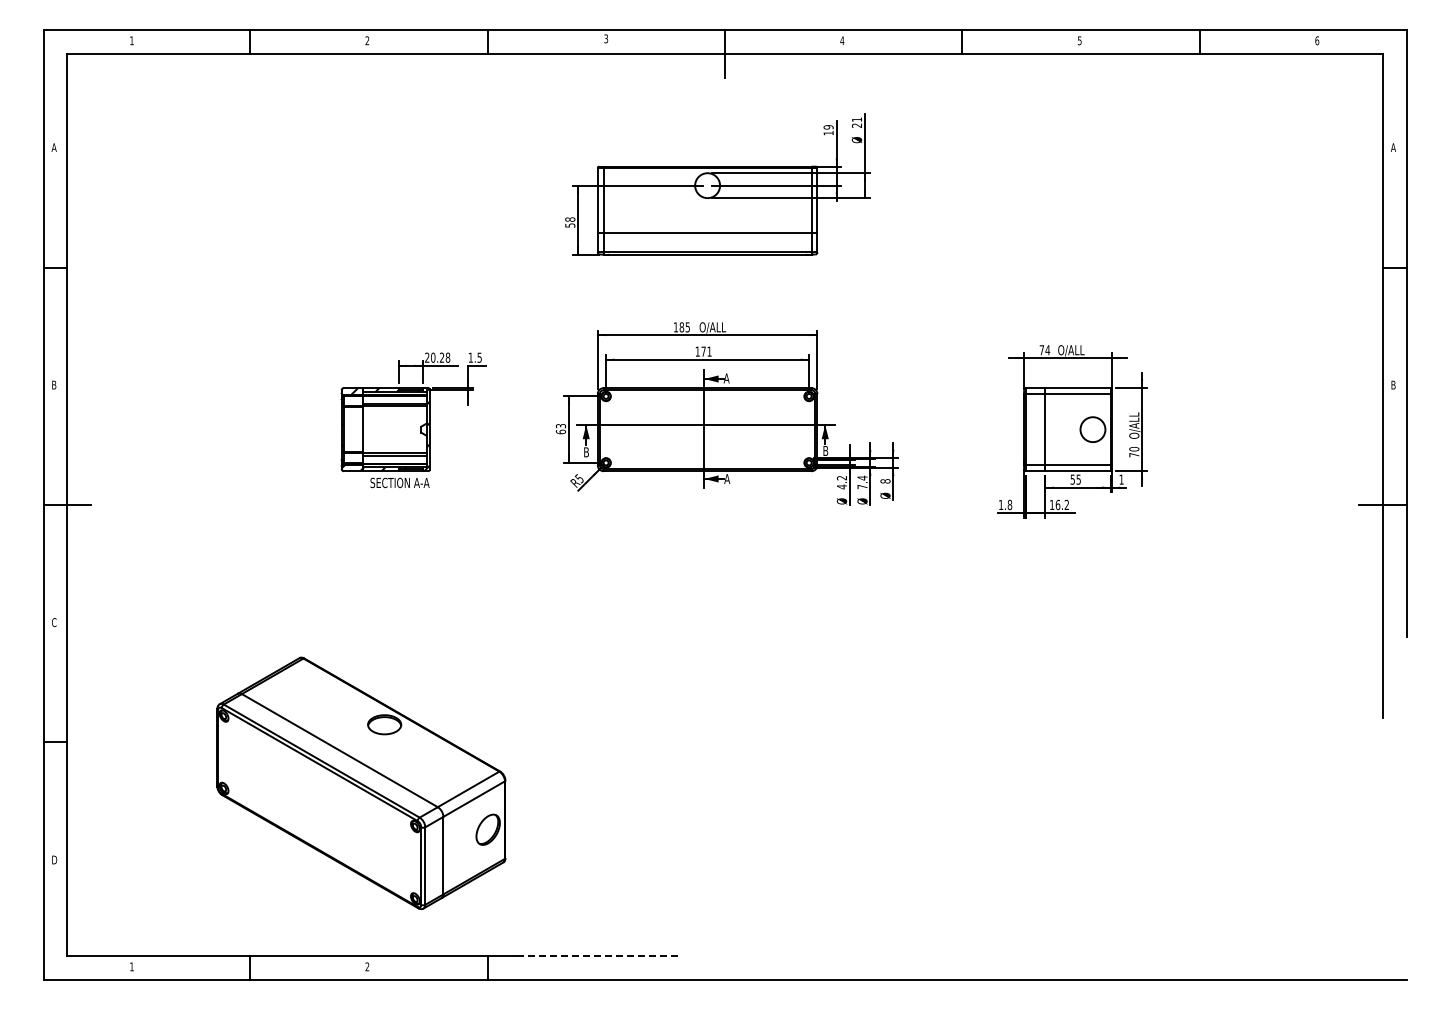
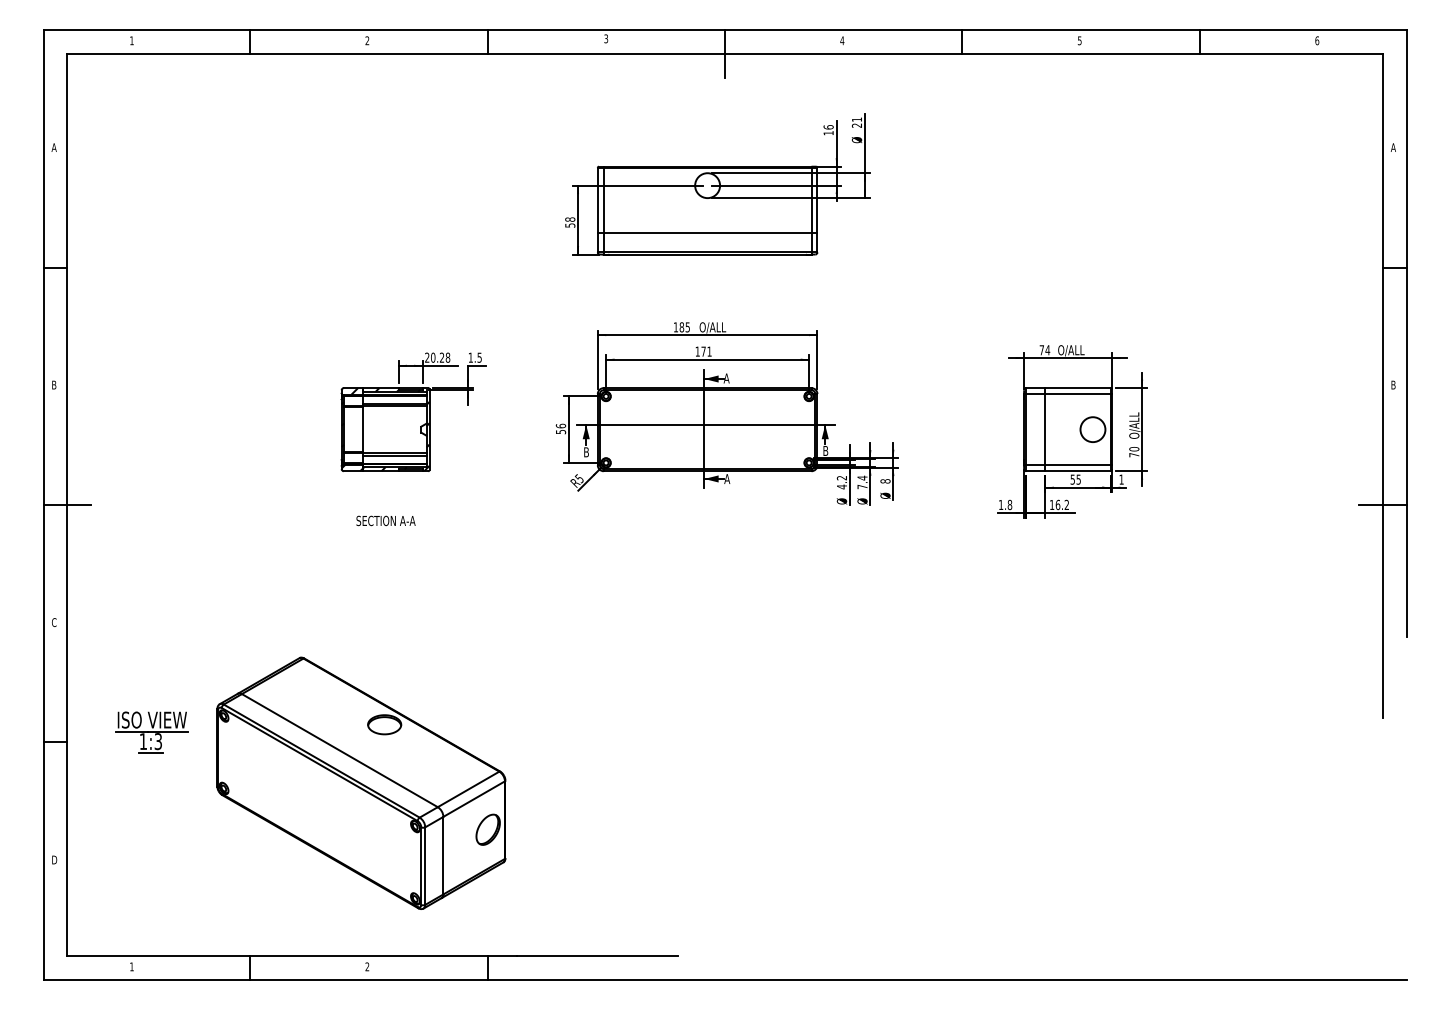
text: 19 -> 16 (828, 127)
text: 63 -> 56 (560, 428)
text position: (399, 482) -> (385, 520) (385, 520)
part: none -> present (151, 732)
line: dashed -> solid (598, 956)
